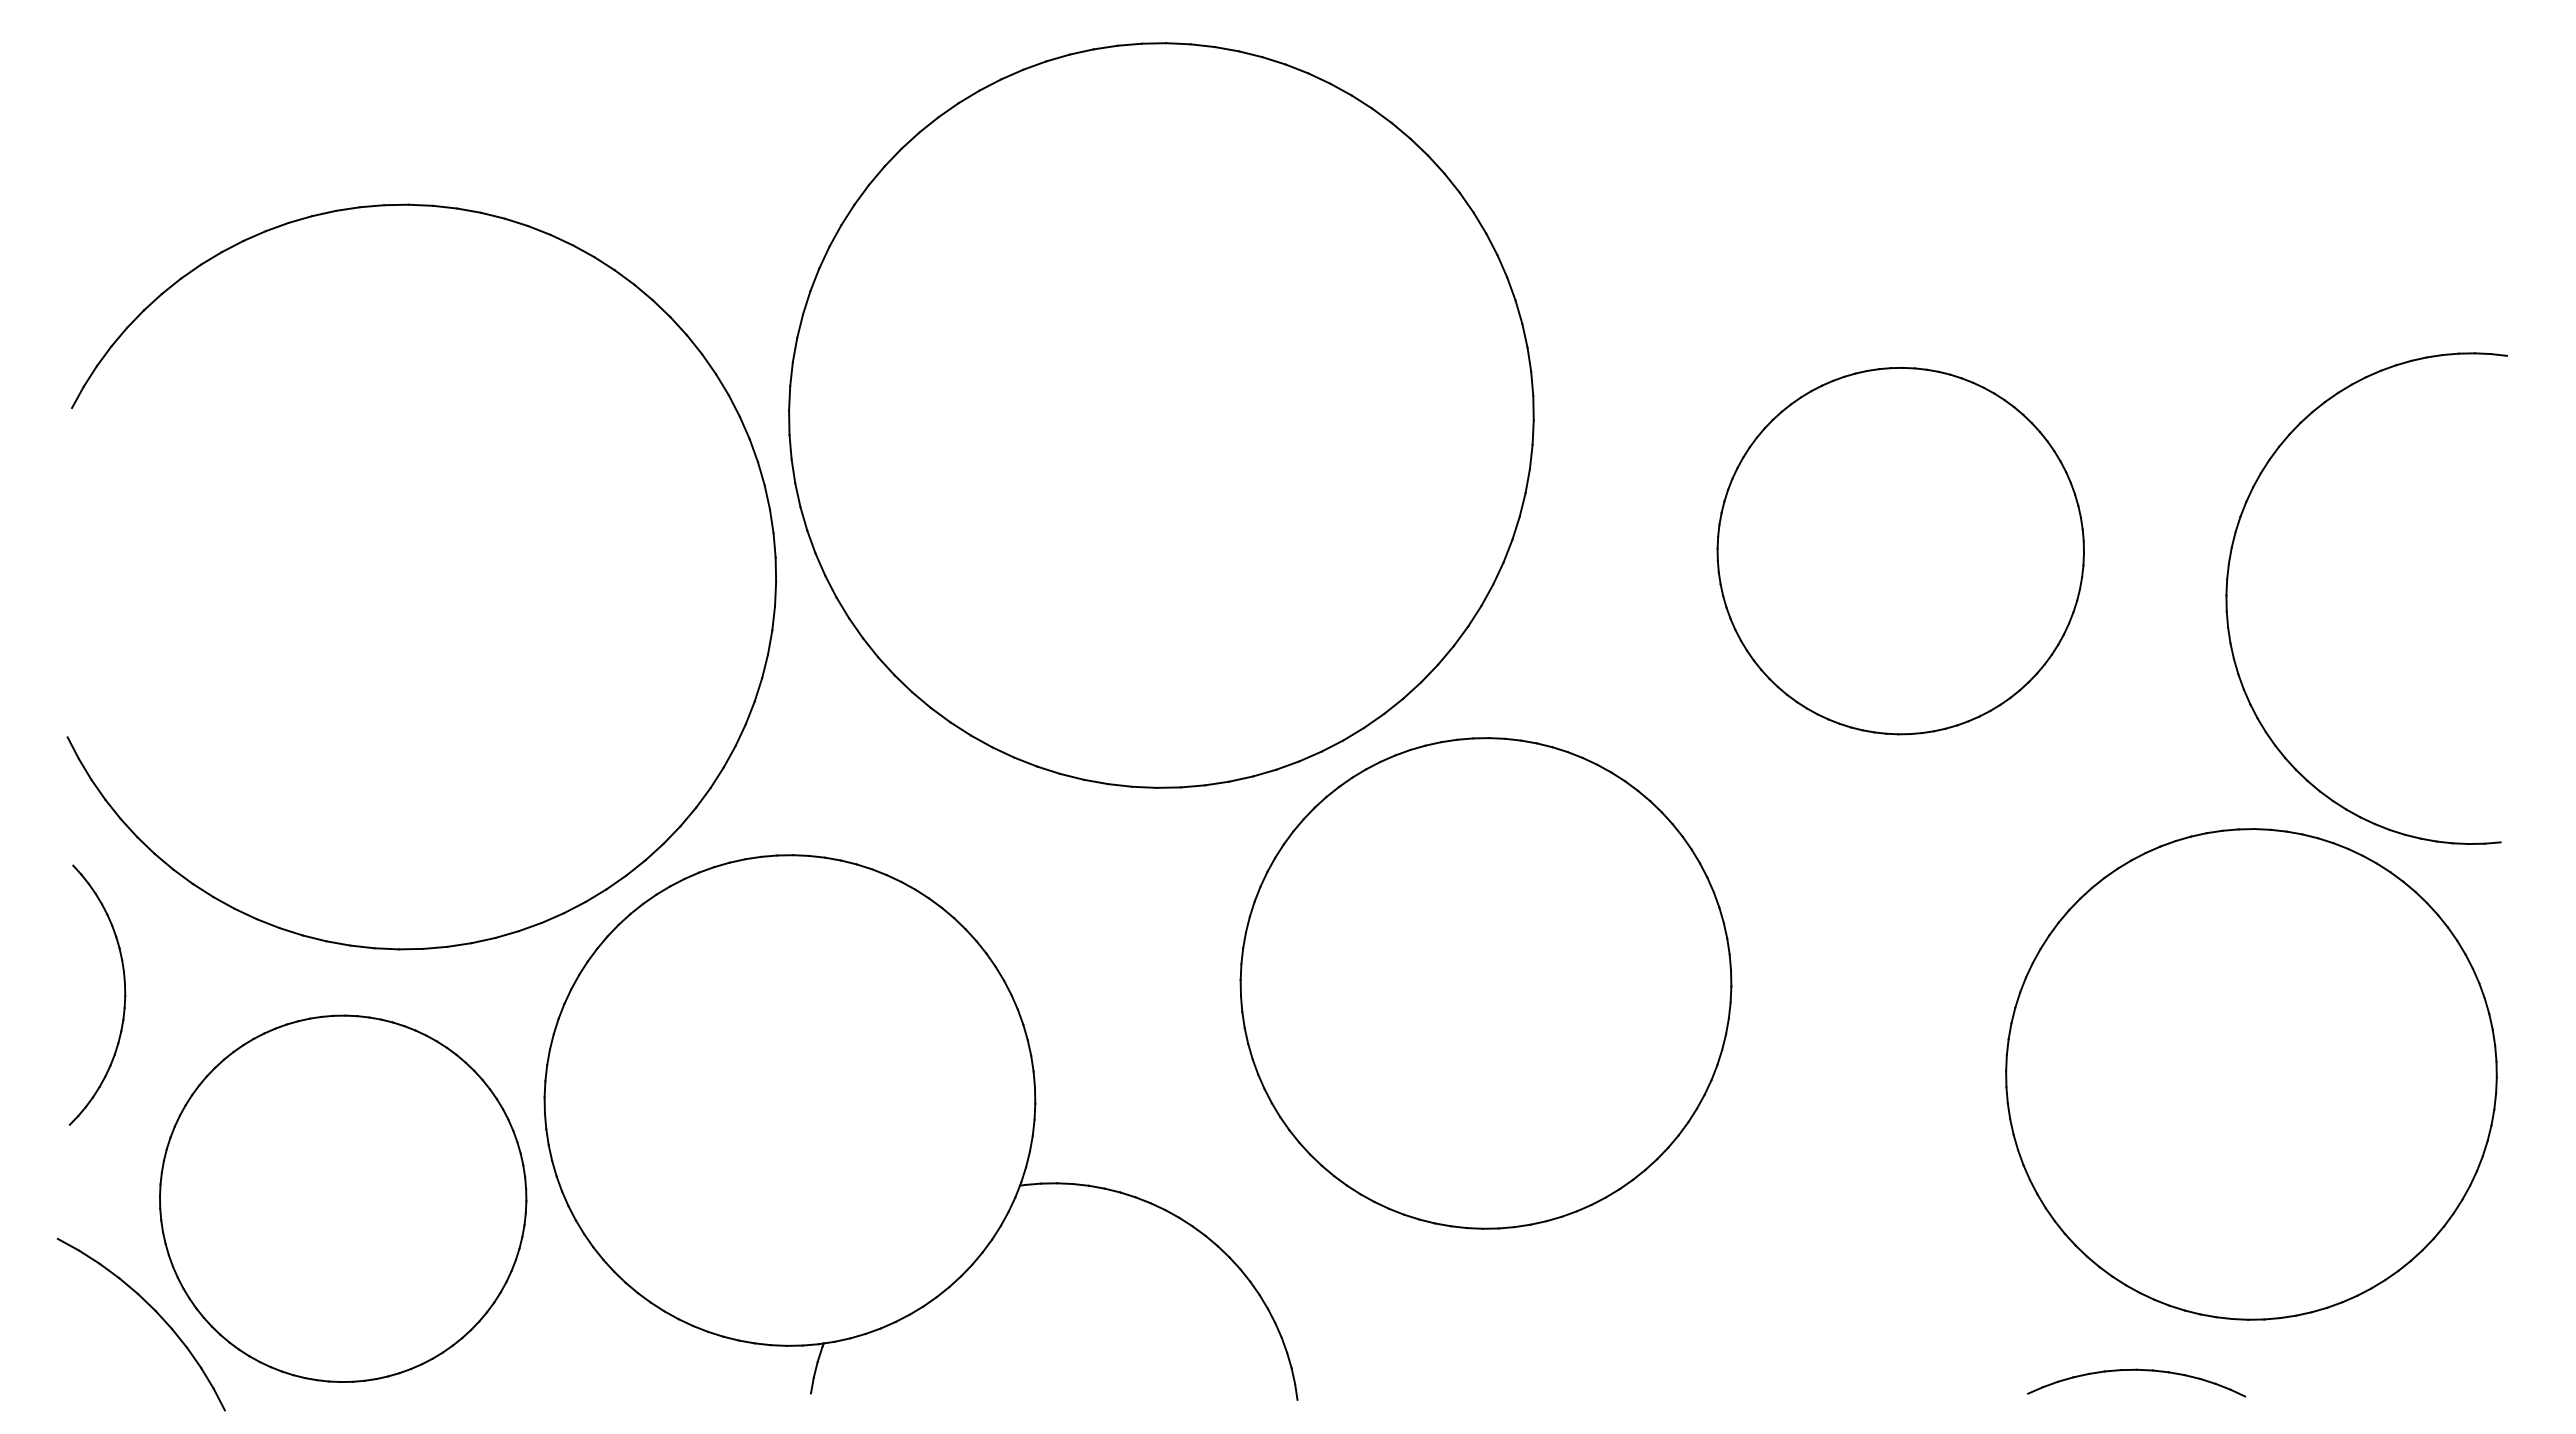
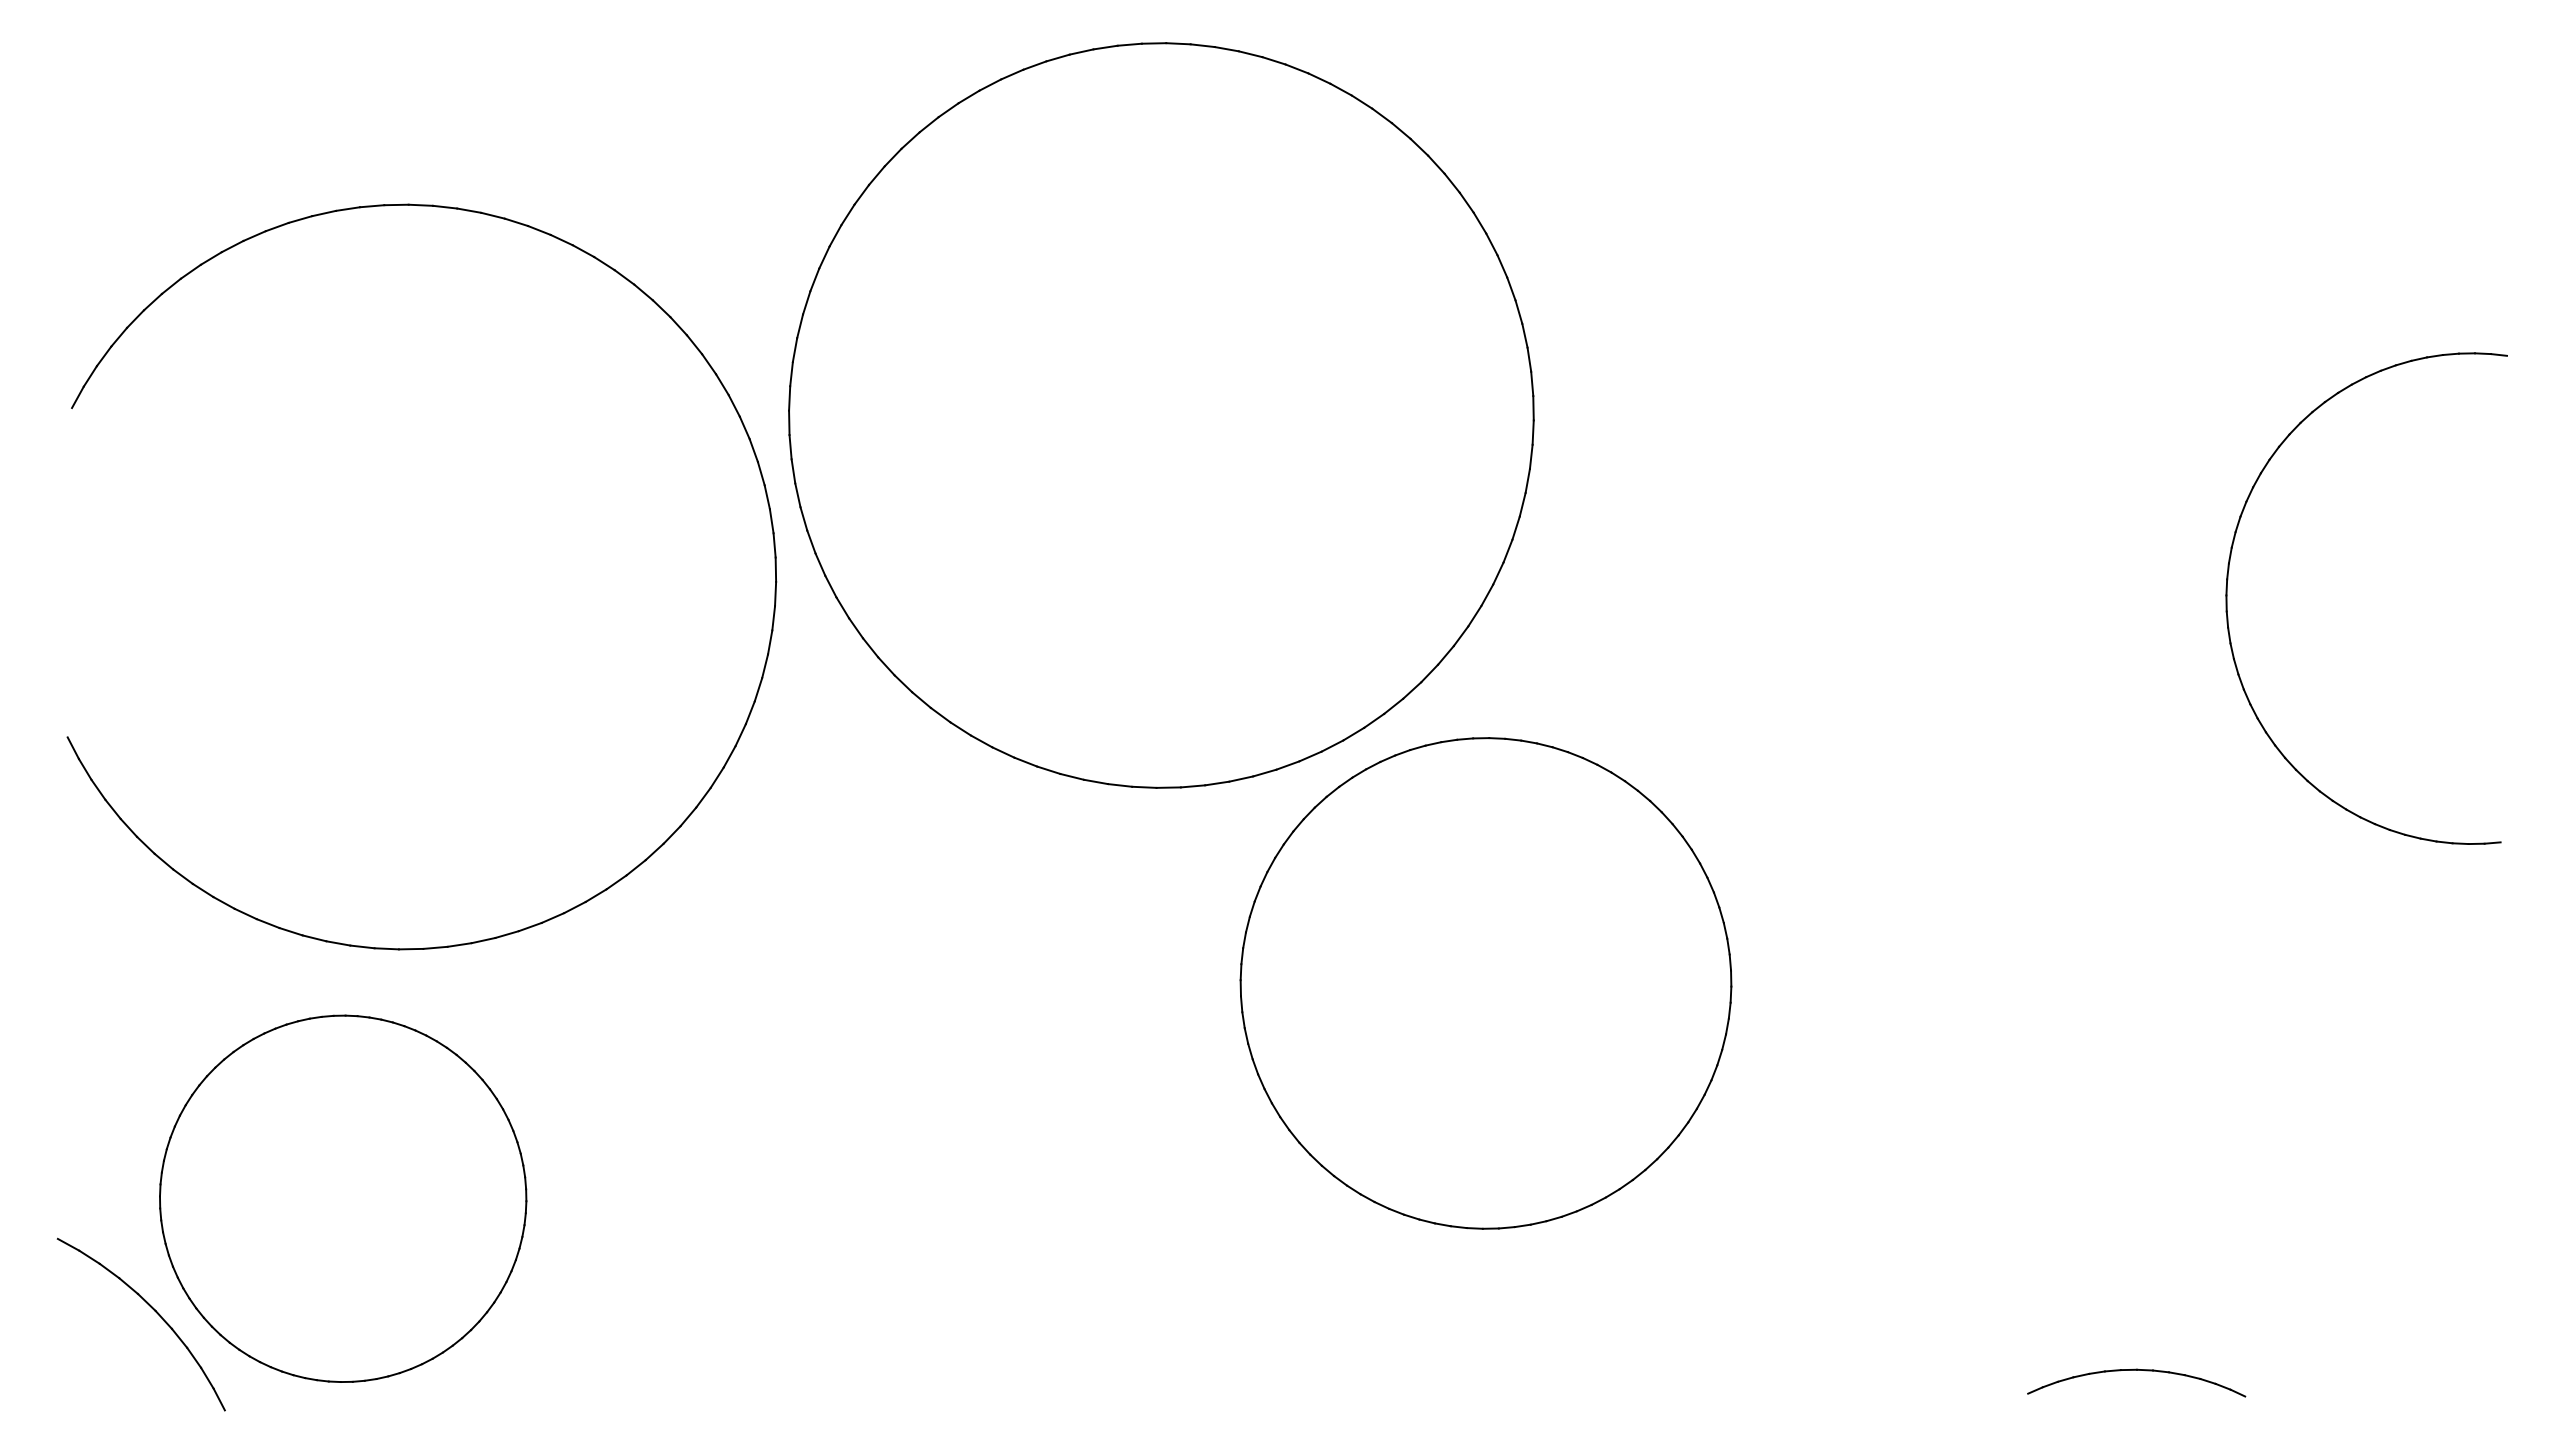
part: present -> none (1900, 551)
part: present -> none (124, 994)
part: present -> none (2251, 1074)
part: present -> none (920, 1127)
